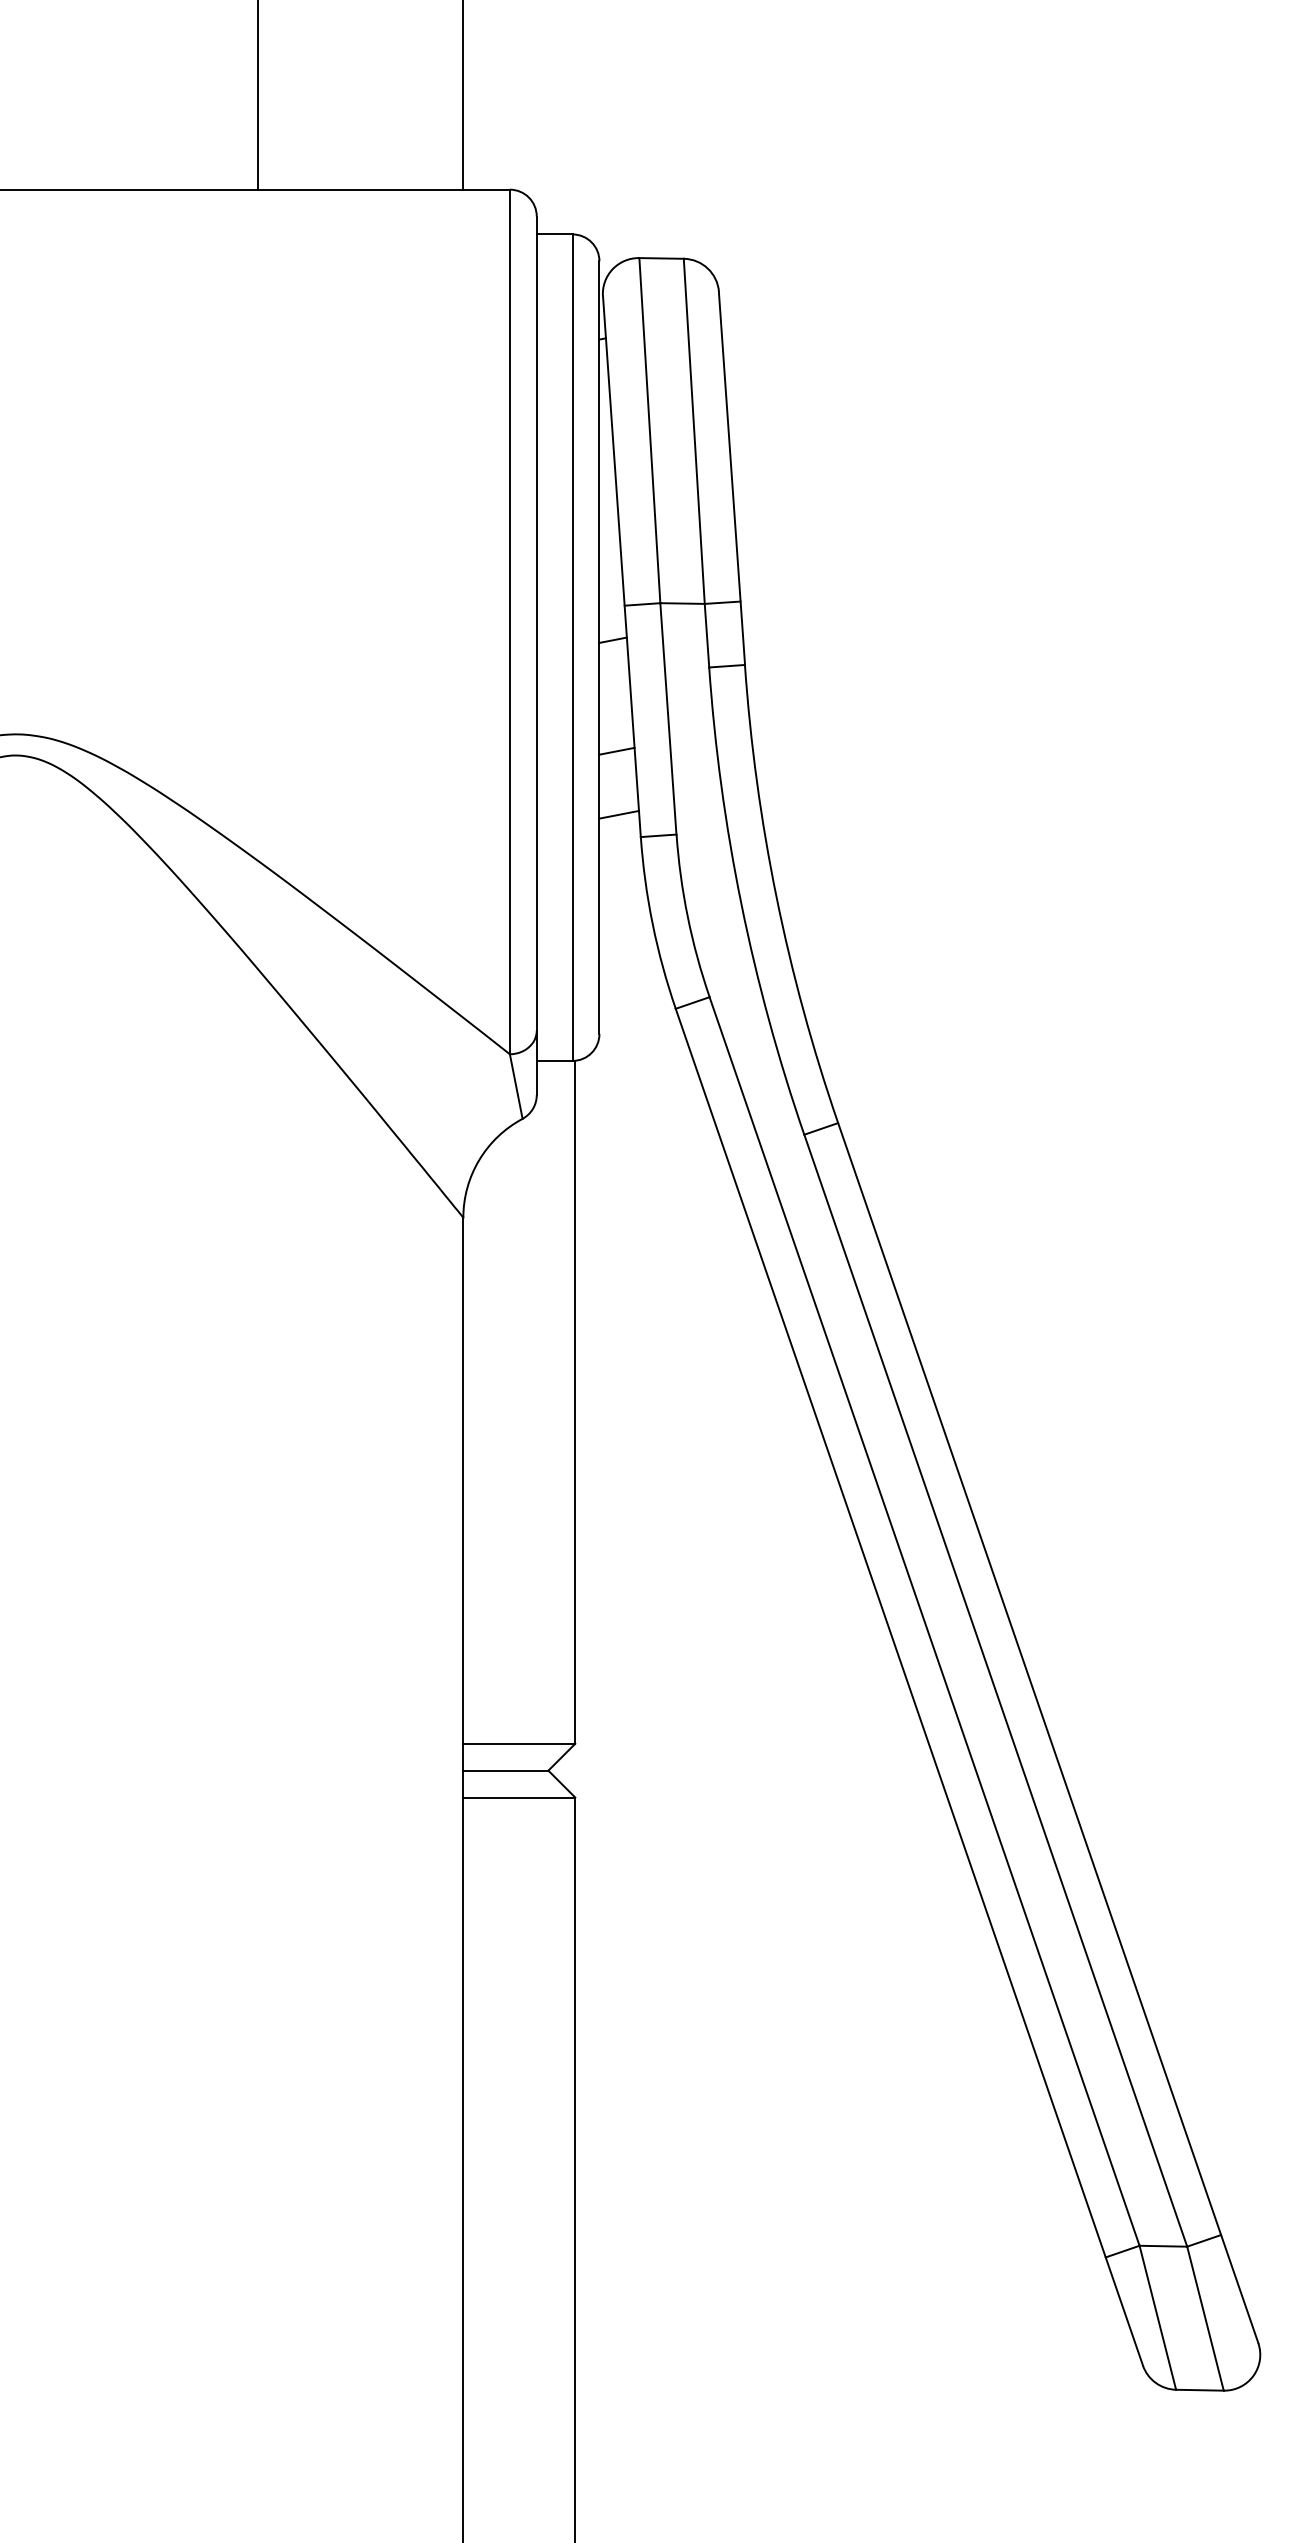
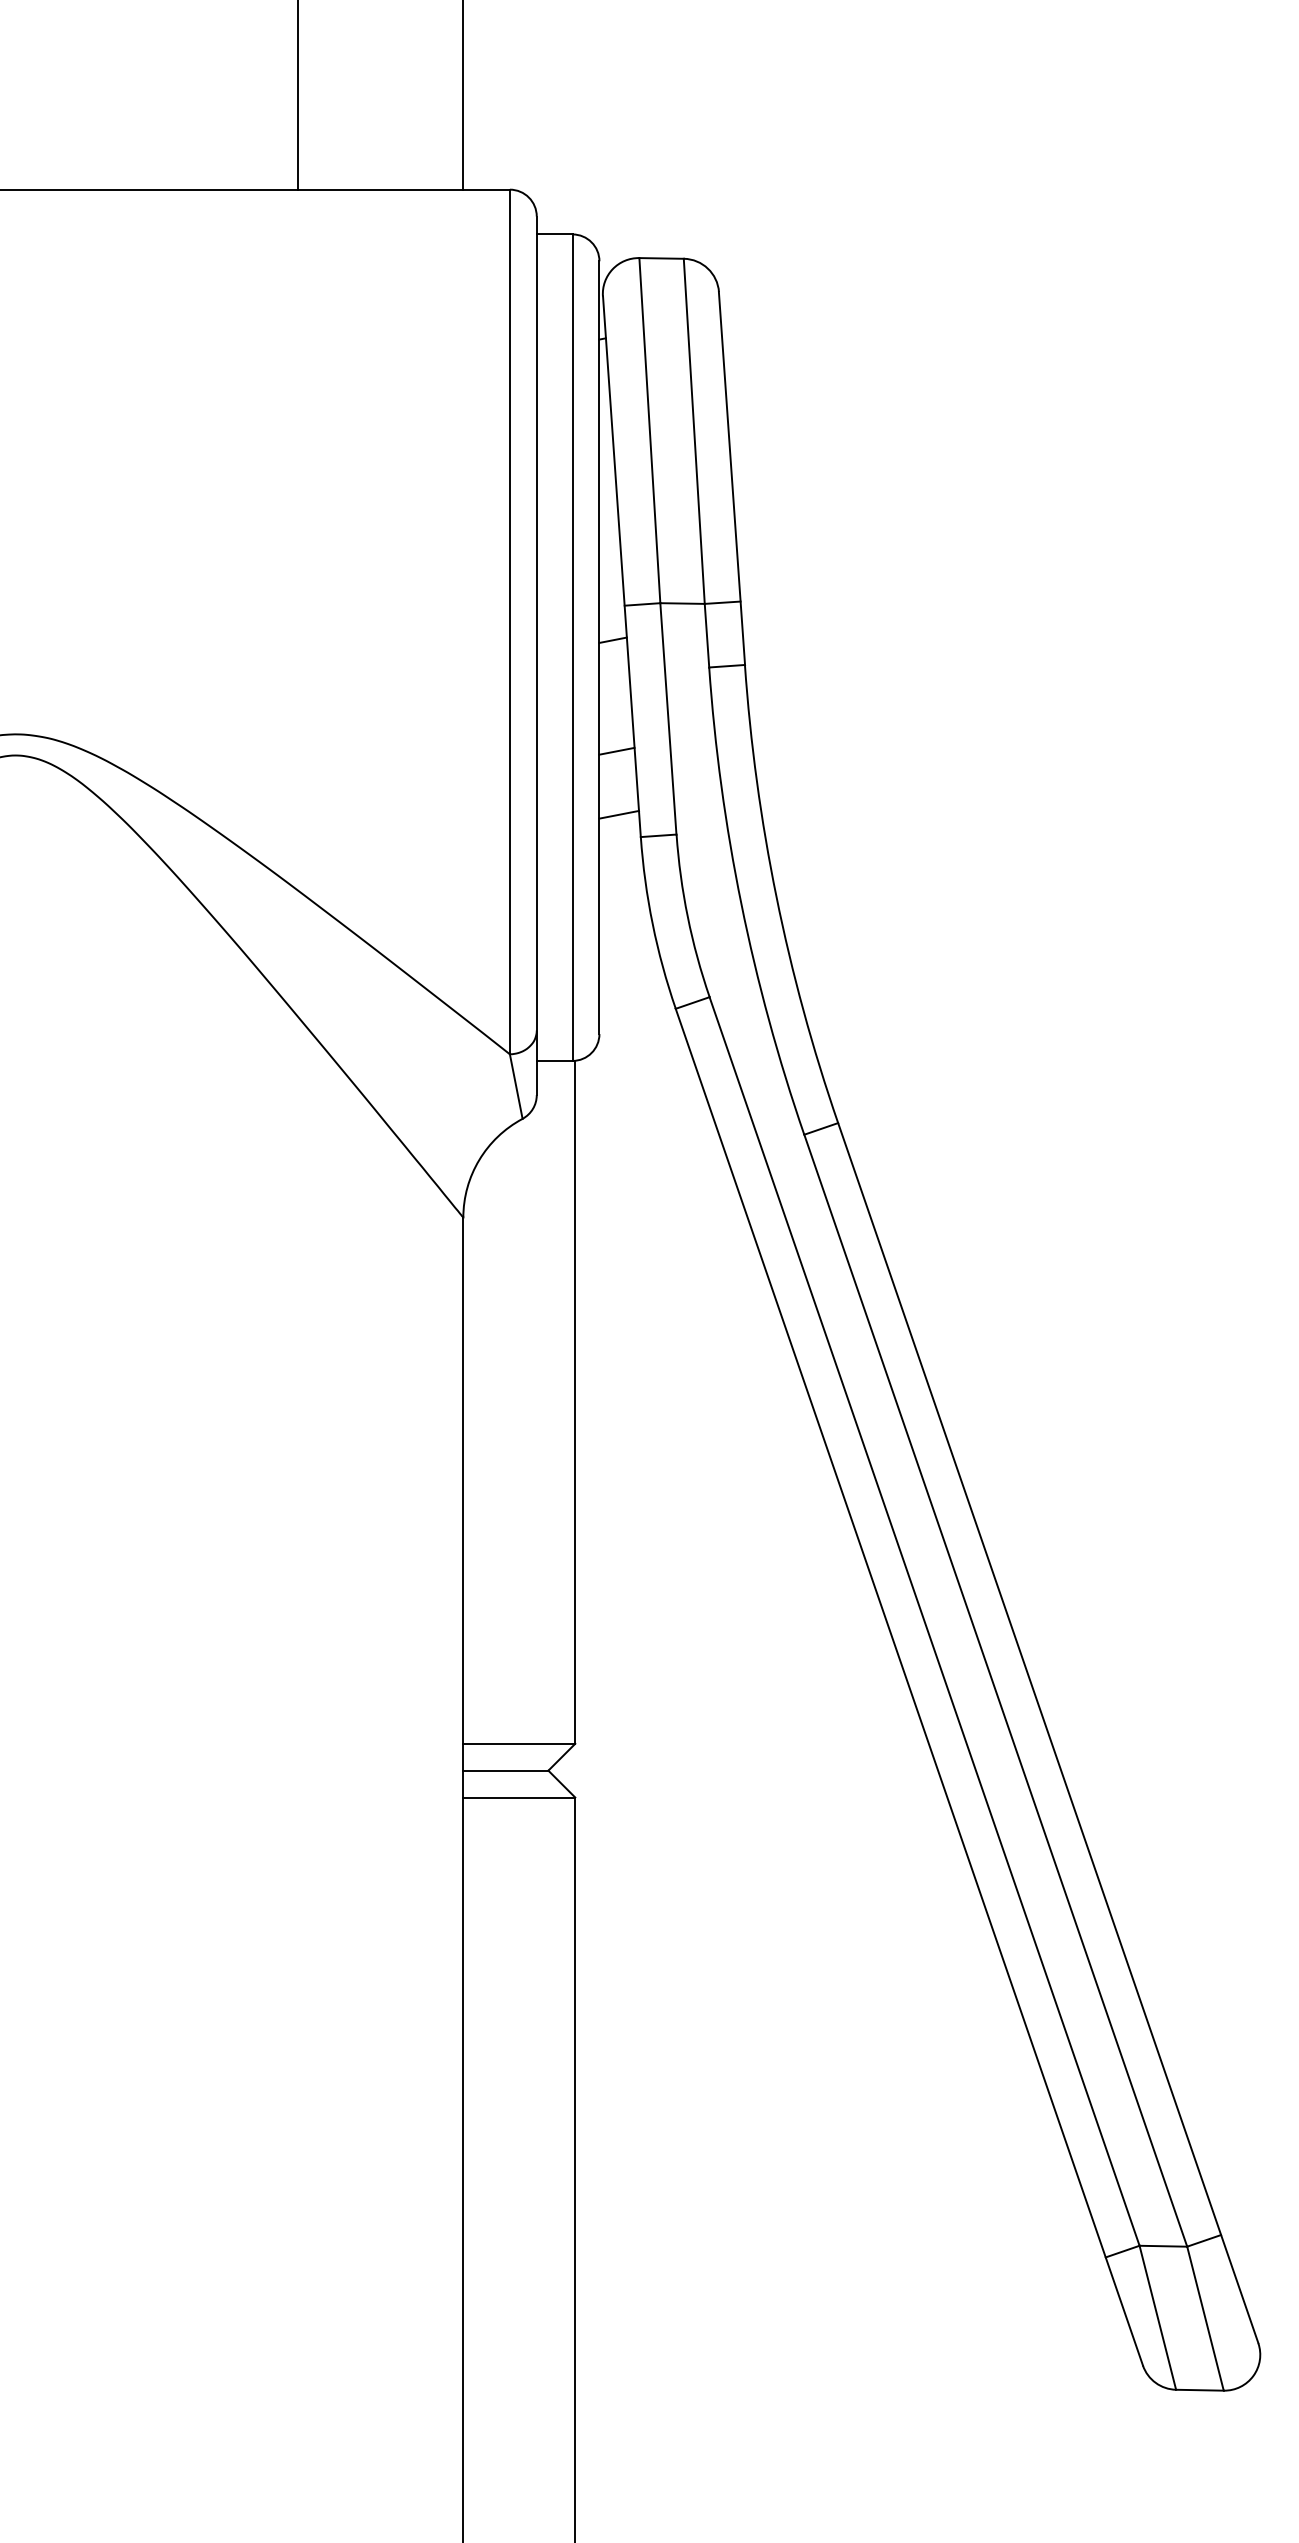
line position: (257, 95) -> (297, 95) (297, 95)
